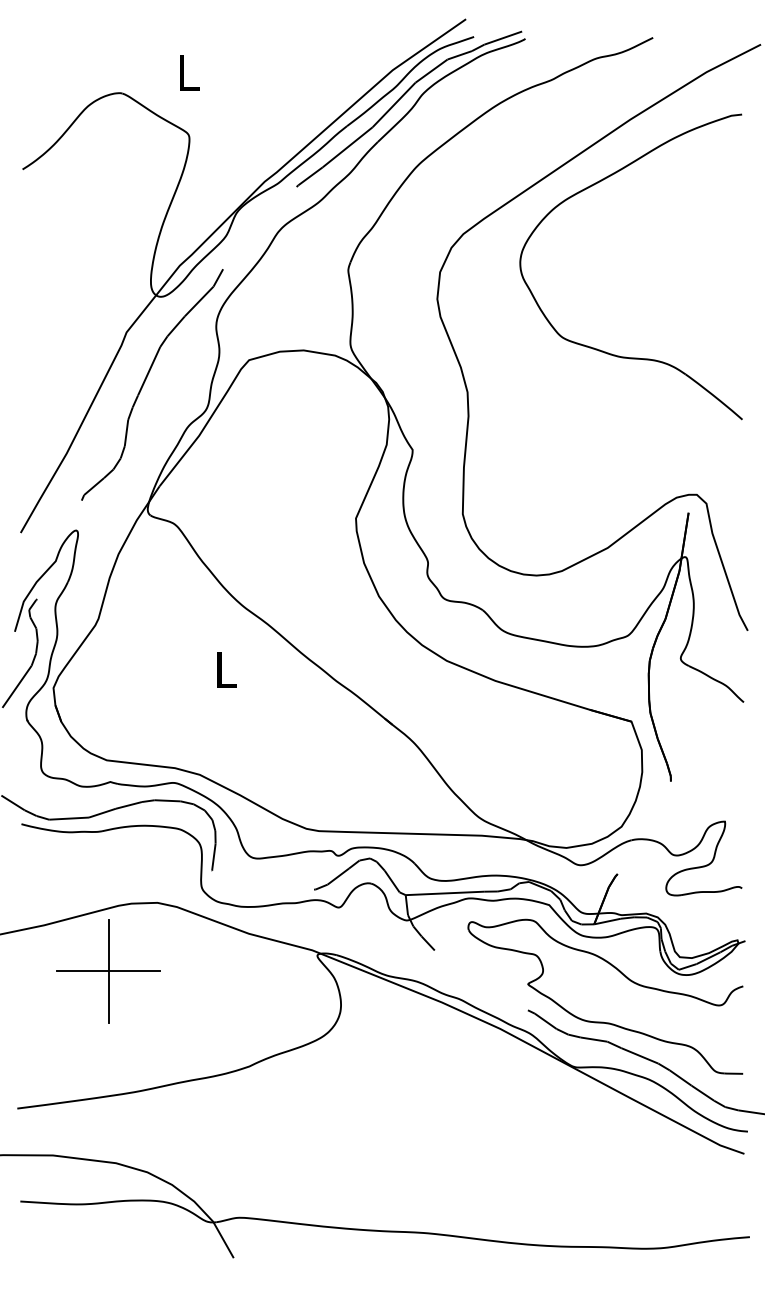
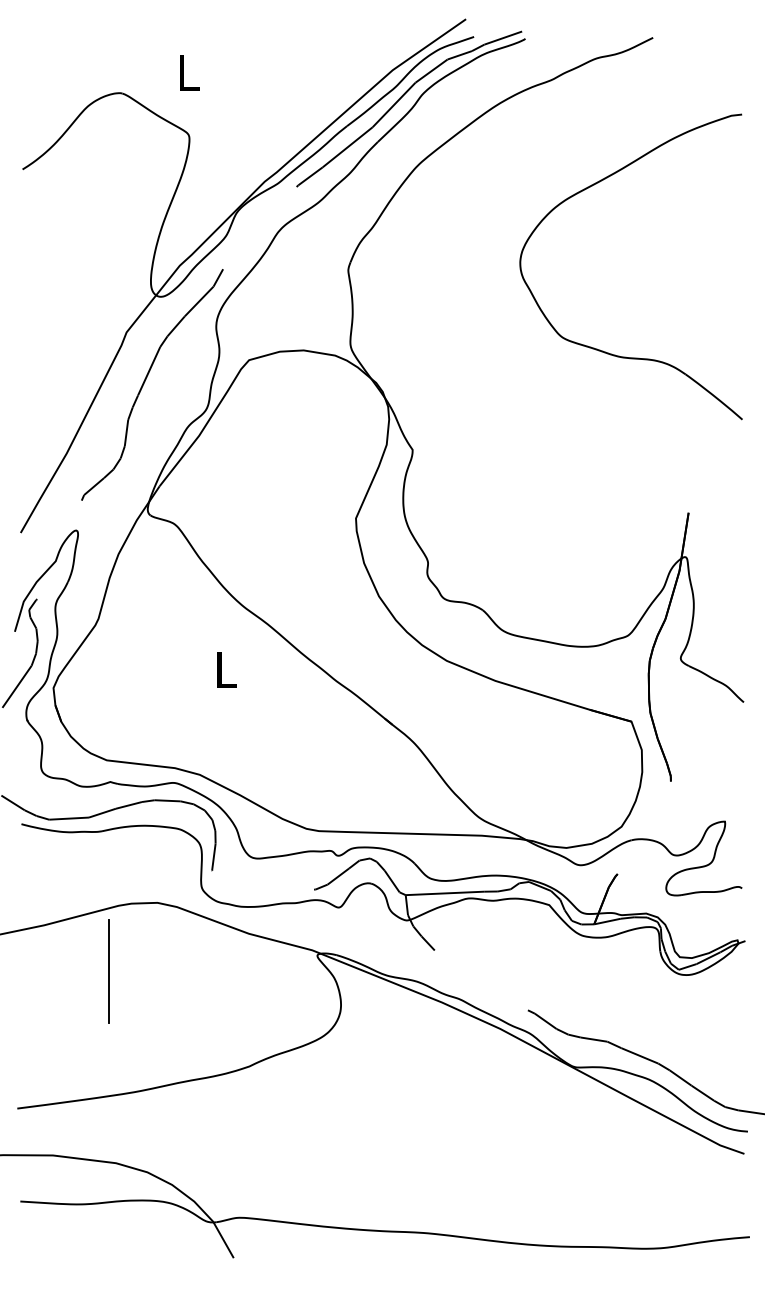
curve: present -> none (463, 372)
line: present -> none (108, 971)
part: present -> none (603, 1021)
